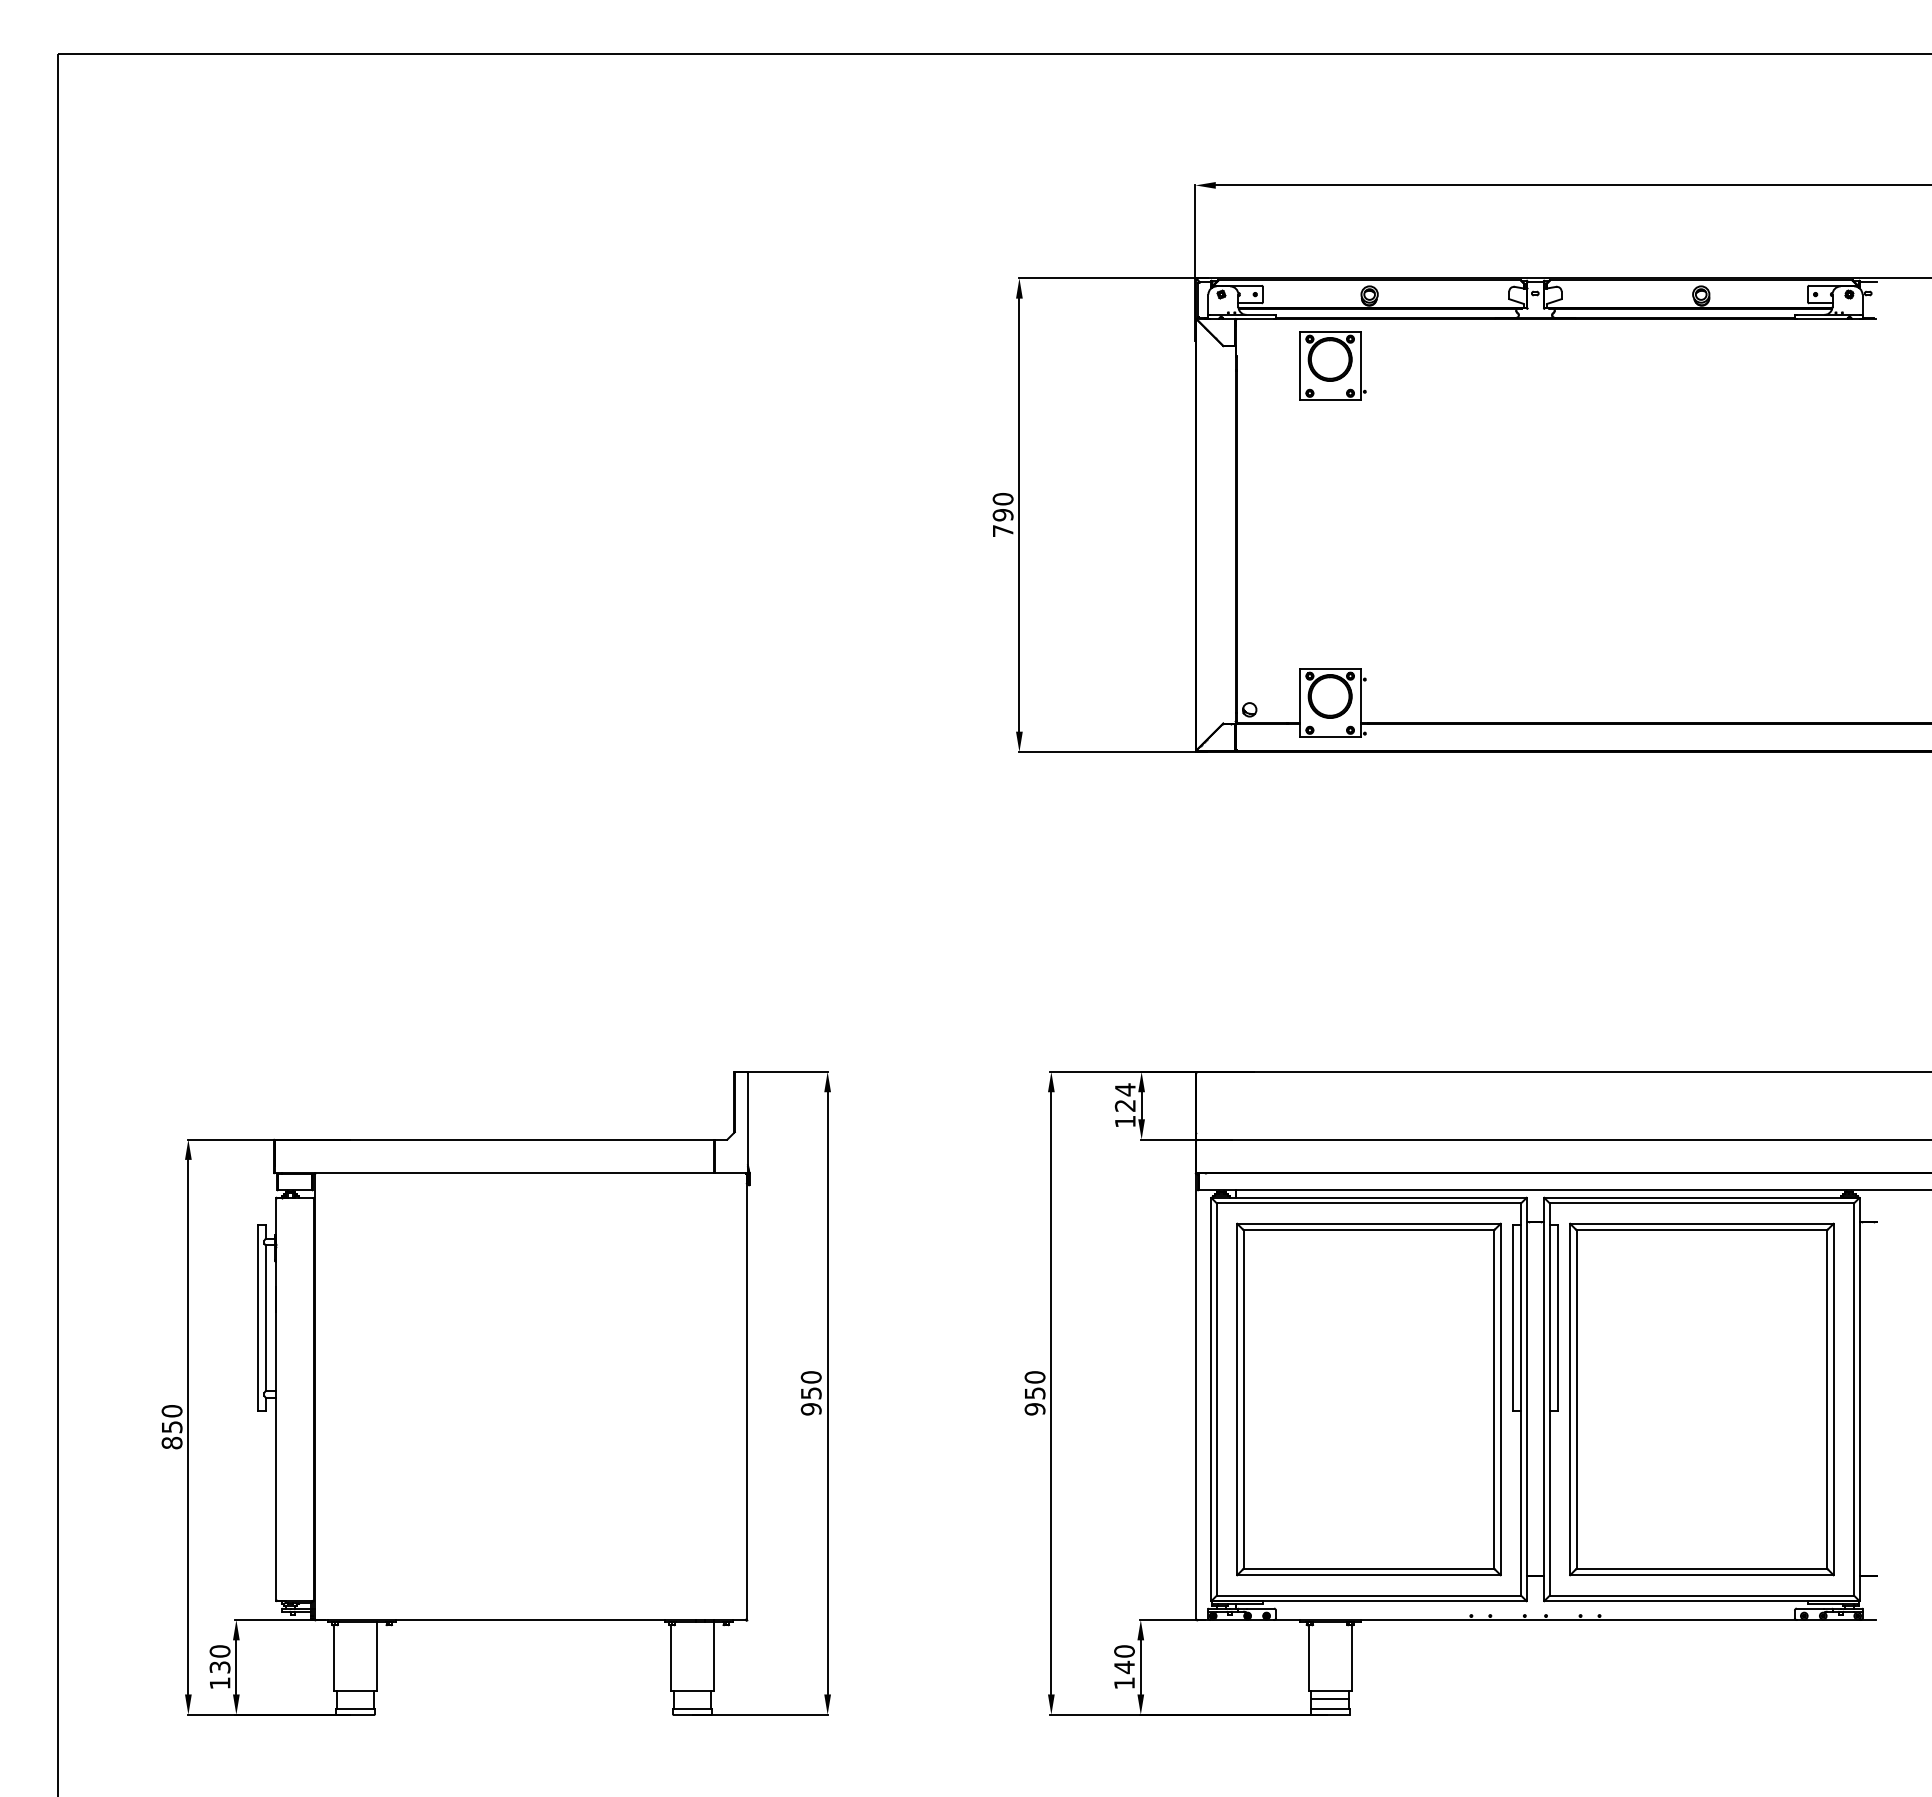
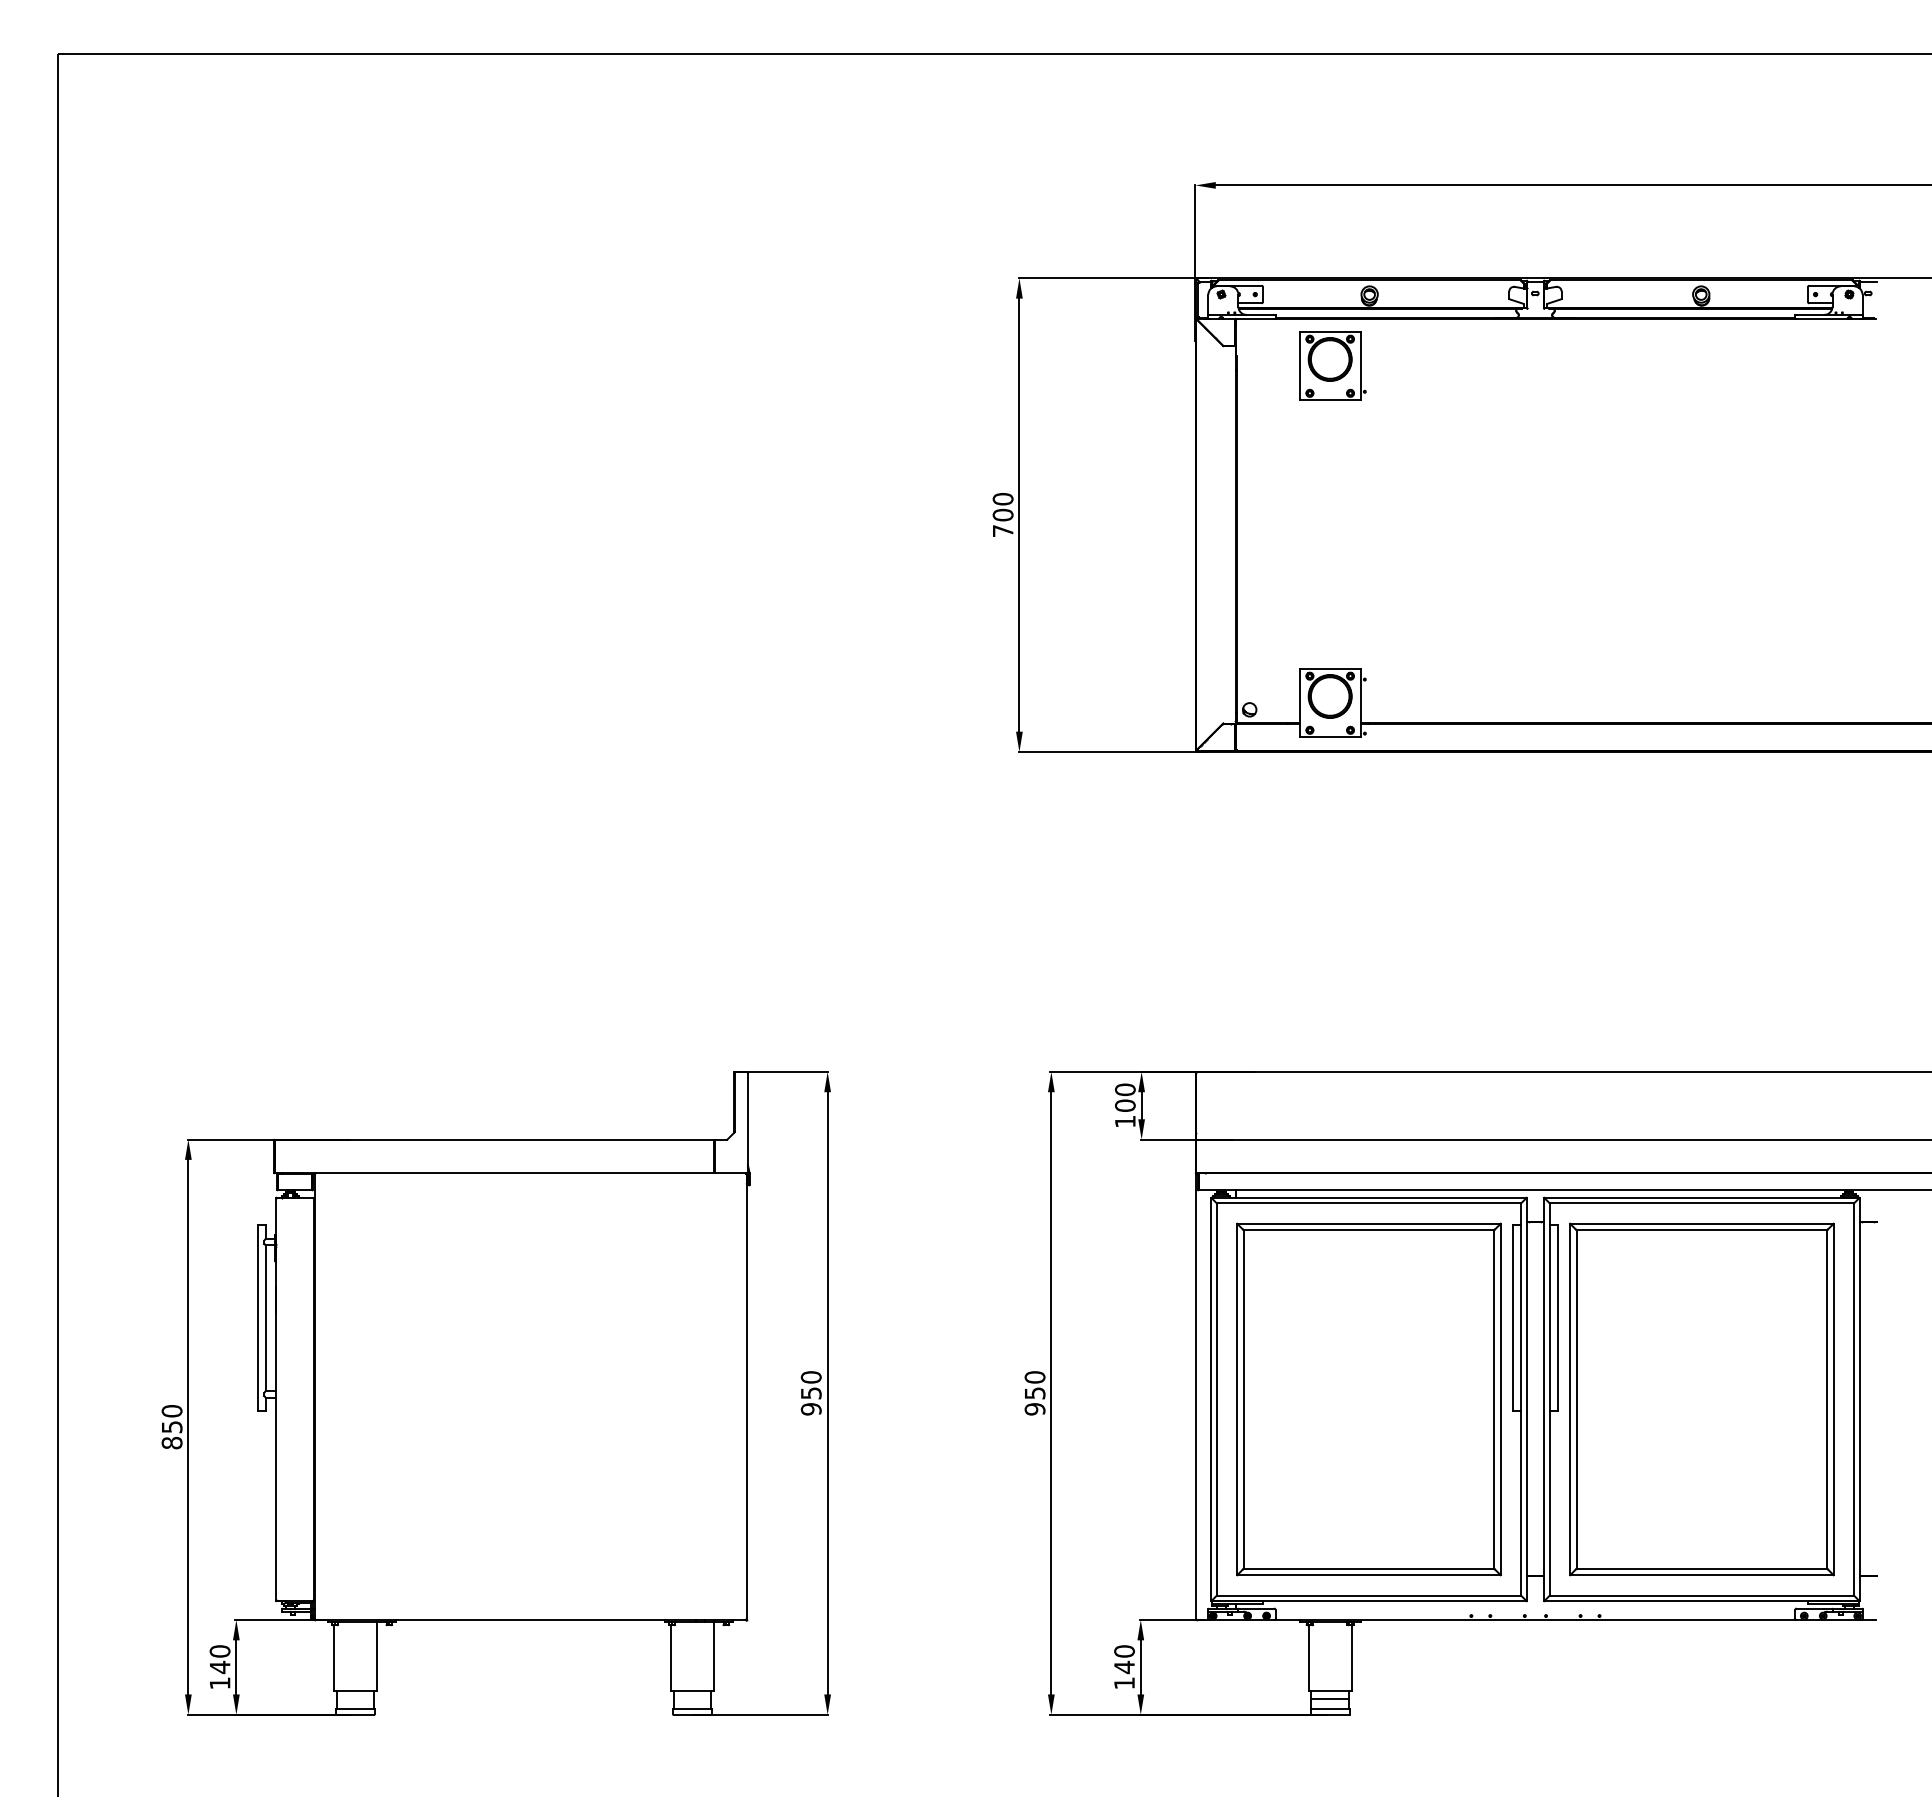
text: 790 -> 700 (1003, 514)
text: 124 -> 100 (1124, 1097)
text: 130 -> 140 (219, 1667)
